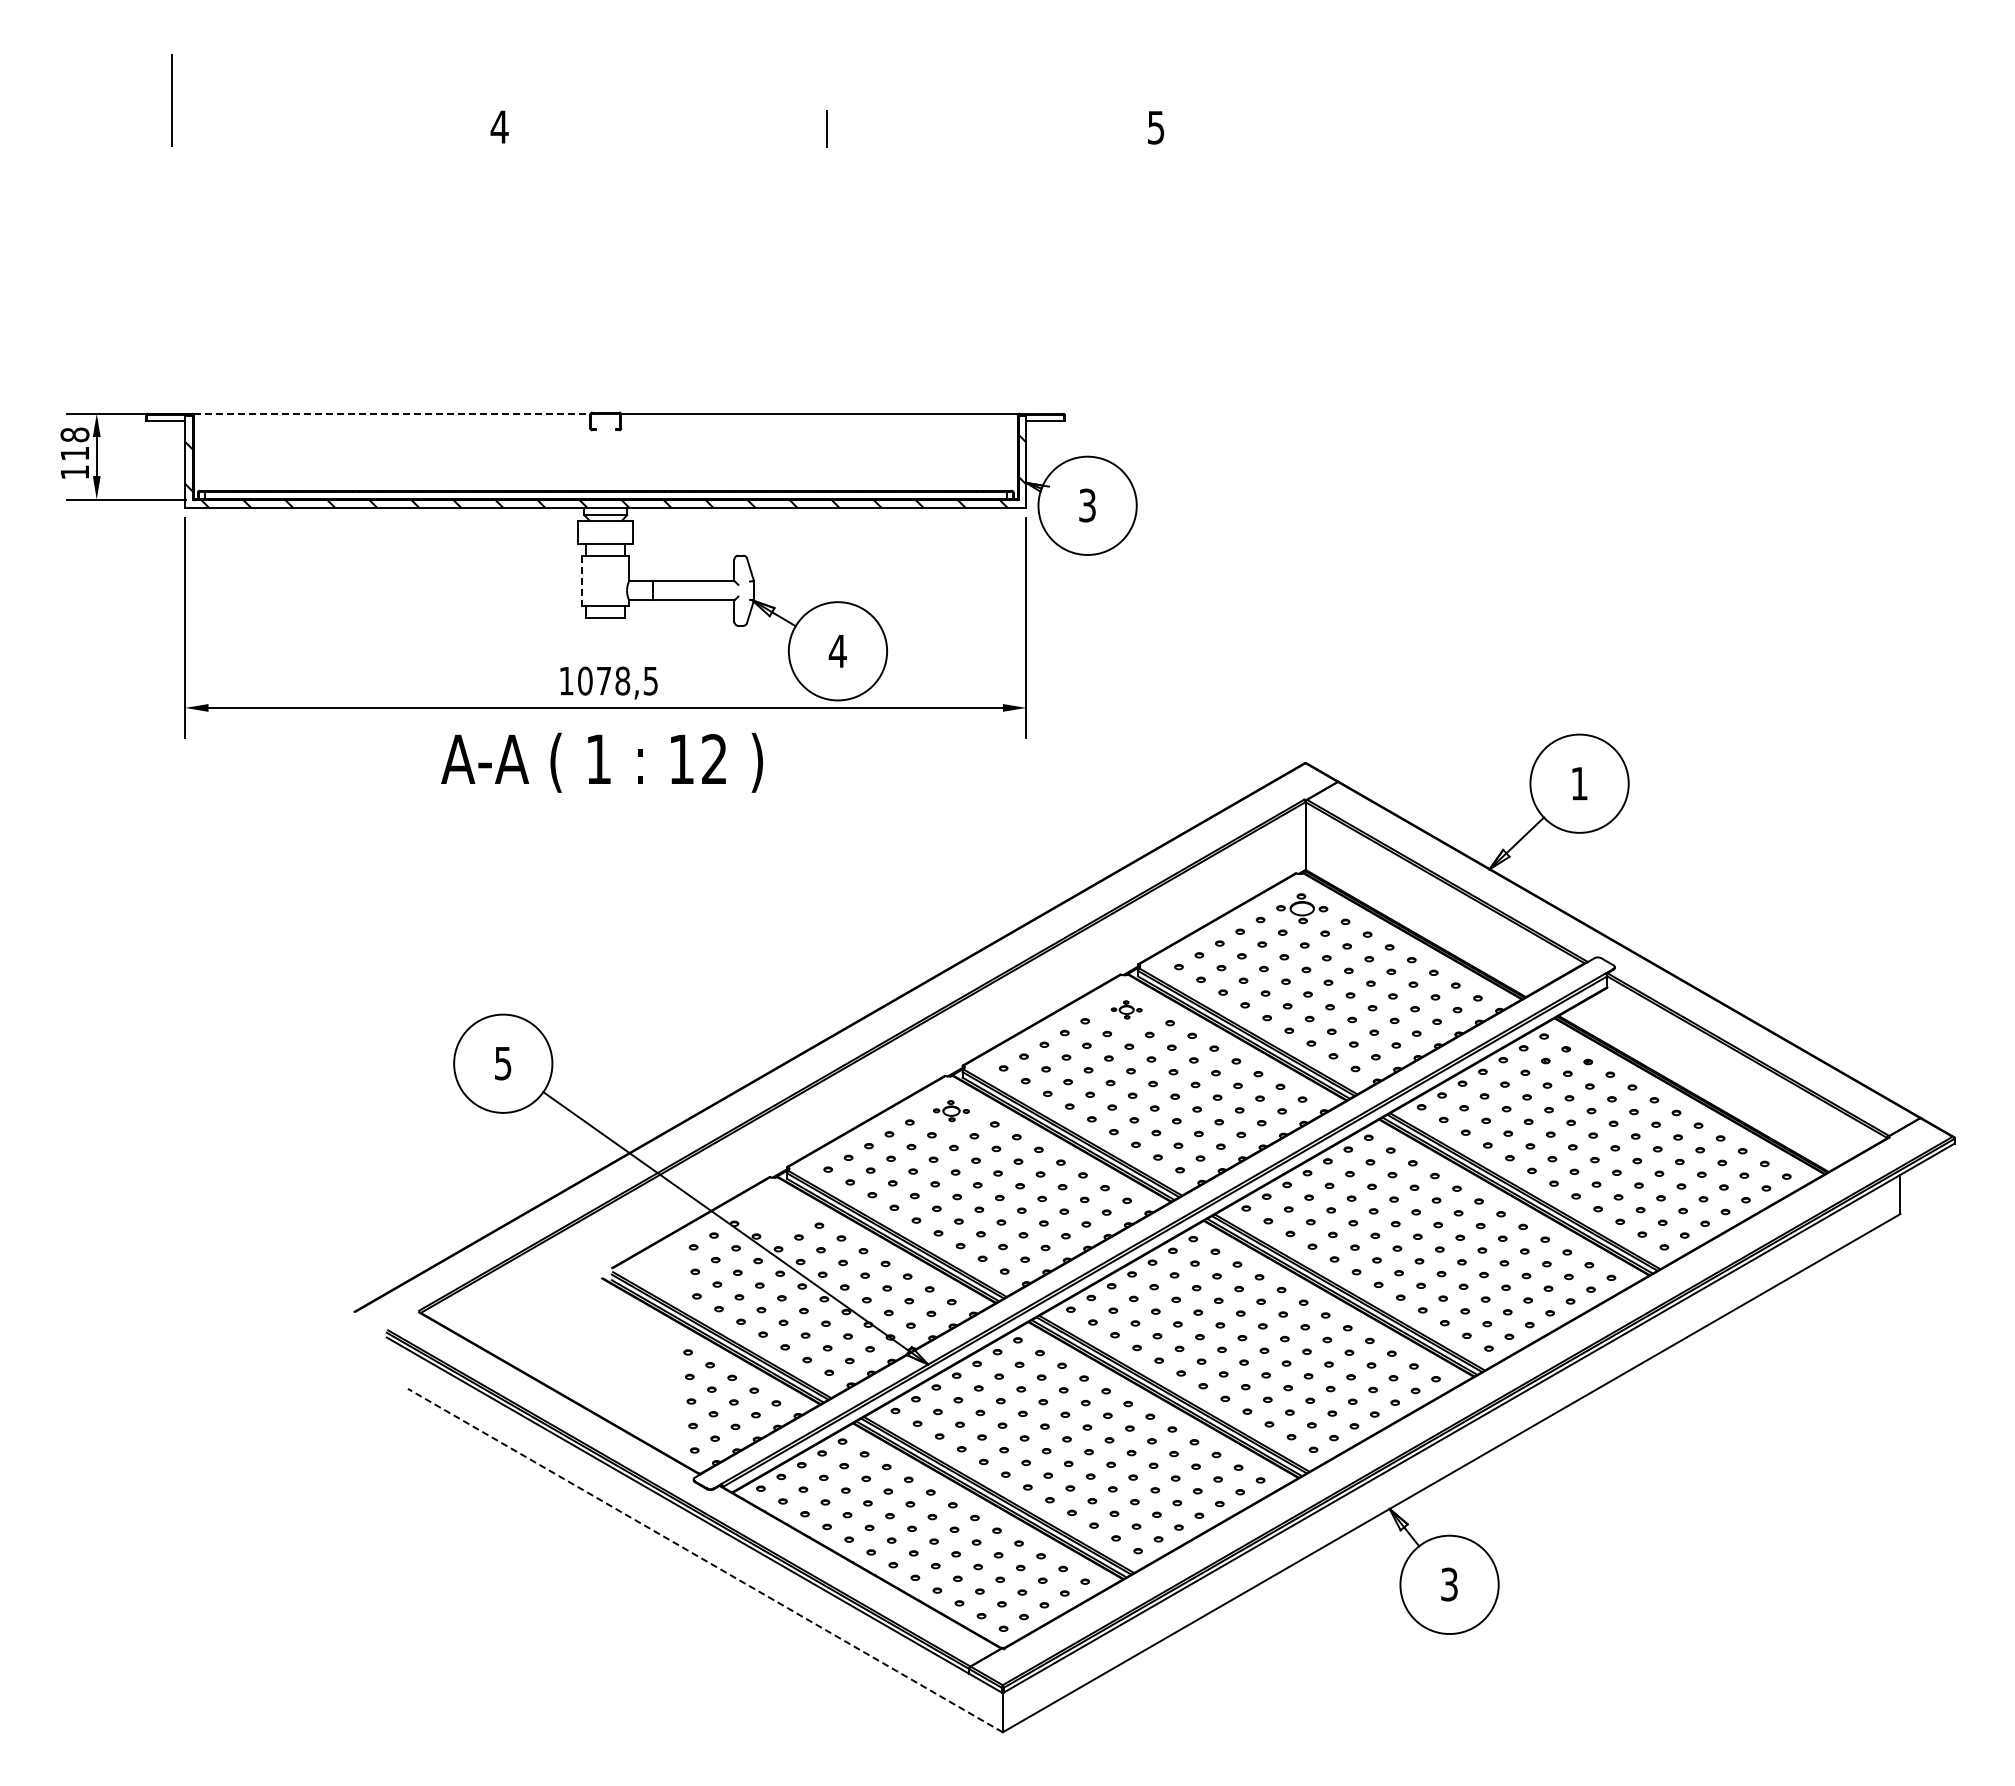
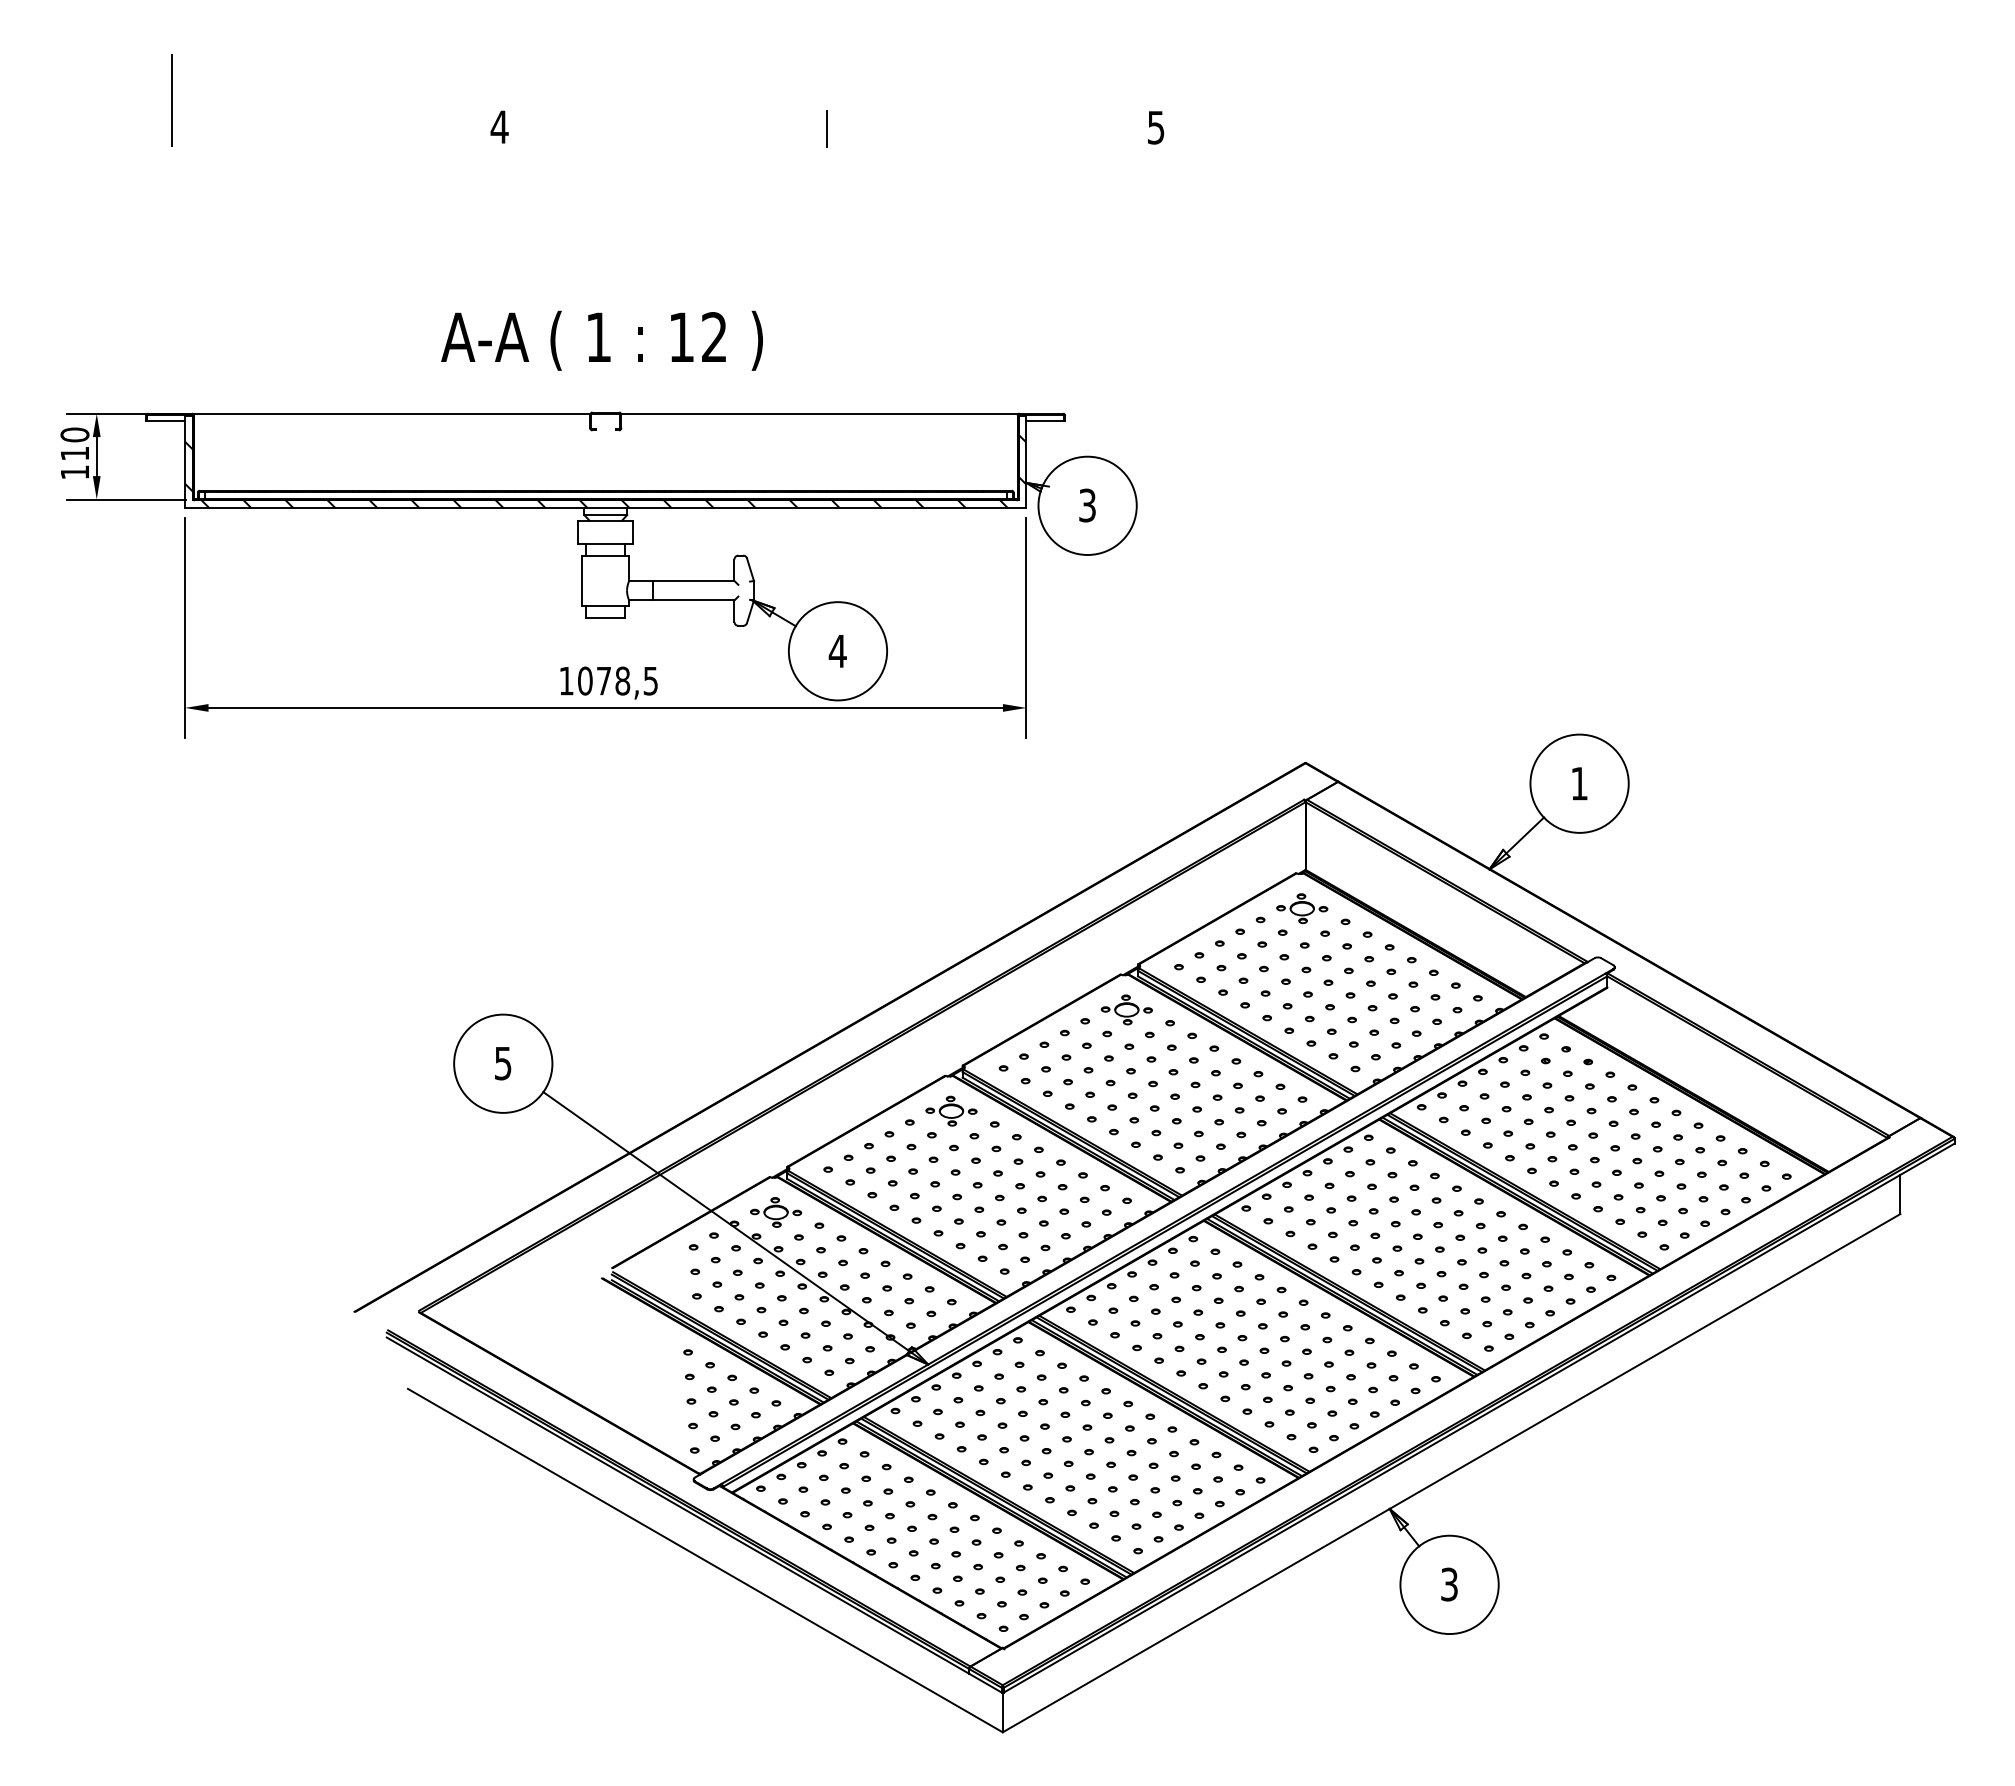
line: dashed -> solid (392, 413)
text: 118 -> 110 (75, 434)
line: dashed -> solid (582, 581)
text position: (601, 762) -> (601, 340) (601, 340)
part size: 33x20 px -> 53x32 px (1126, 1009)
part size: 37x23 px -> 53x32 px (951, 1110)
part: none -> present (776, 1212)
line: dashed -> solid (704, 1560)
